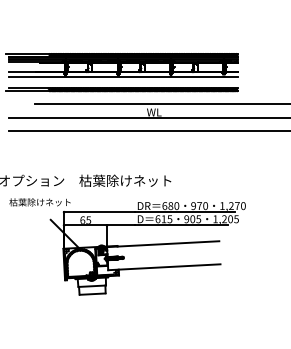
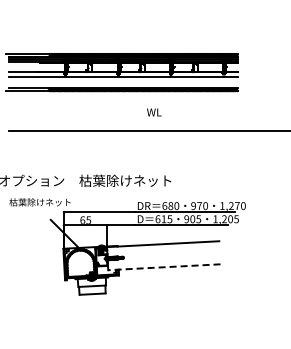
line: present -> none (161, 104)
line: present -> none (147, 117)
line: solid -> dashed (163, 267)
